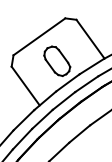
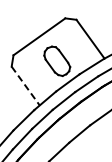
line: solid -> dashed (25, 86)
